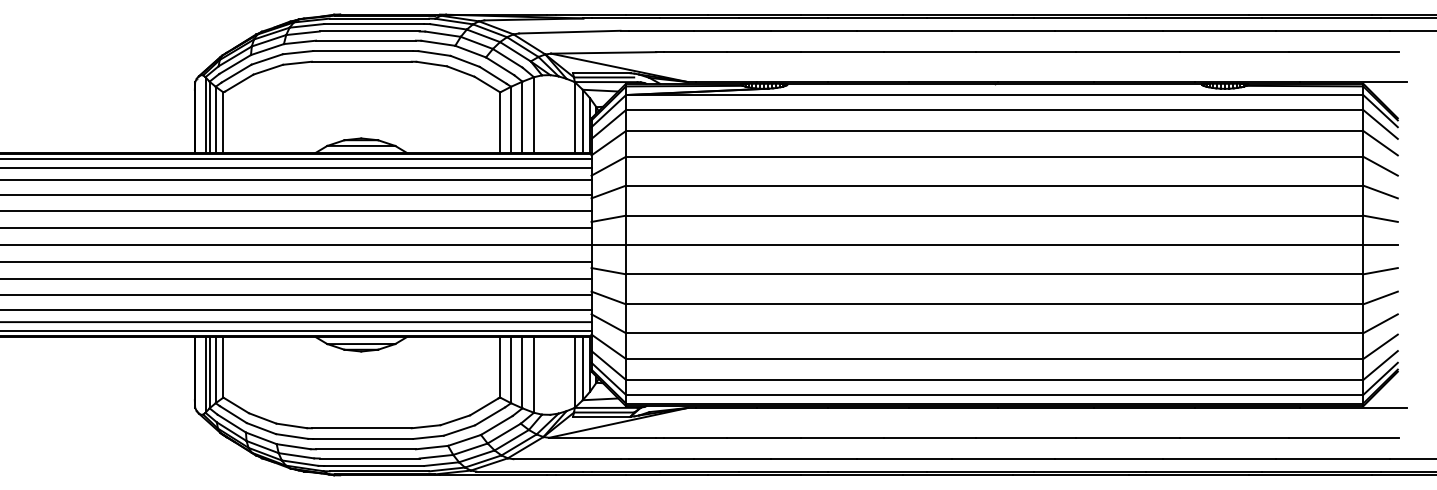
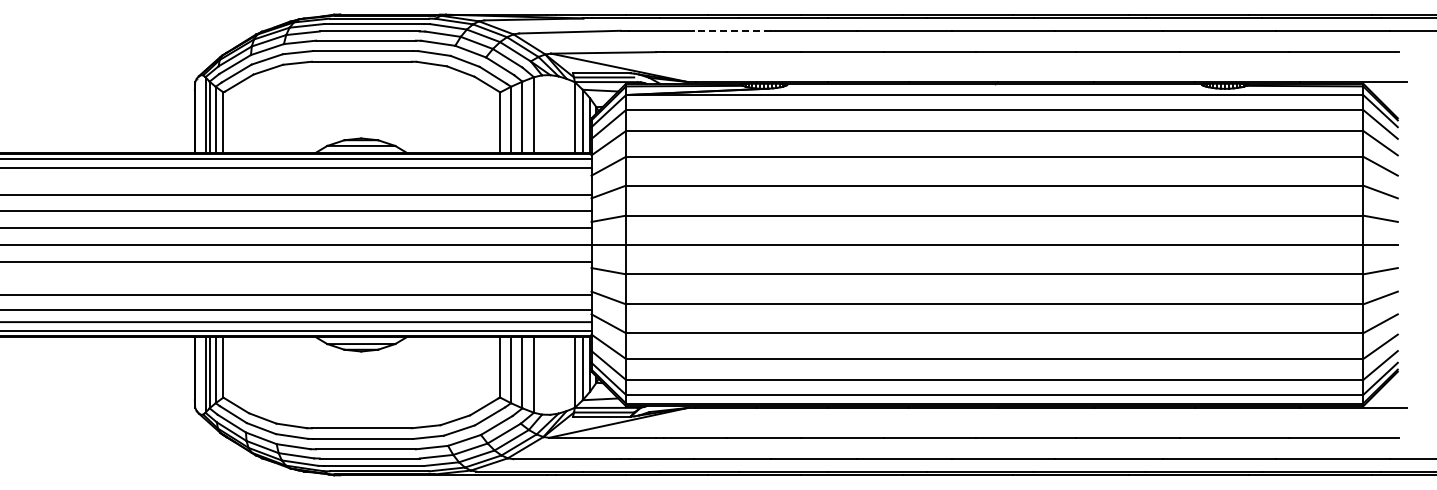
line: solid -> dashed (731, 30)
line: present -> none (296, 179)
line: present -> none (296, 278)
